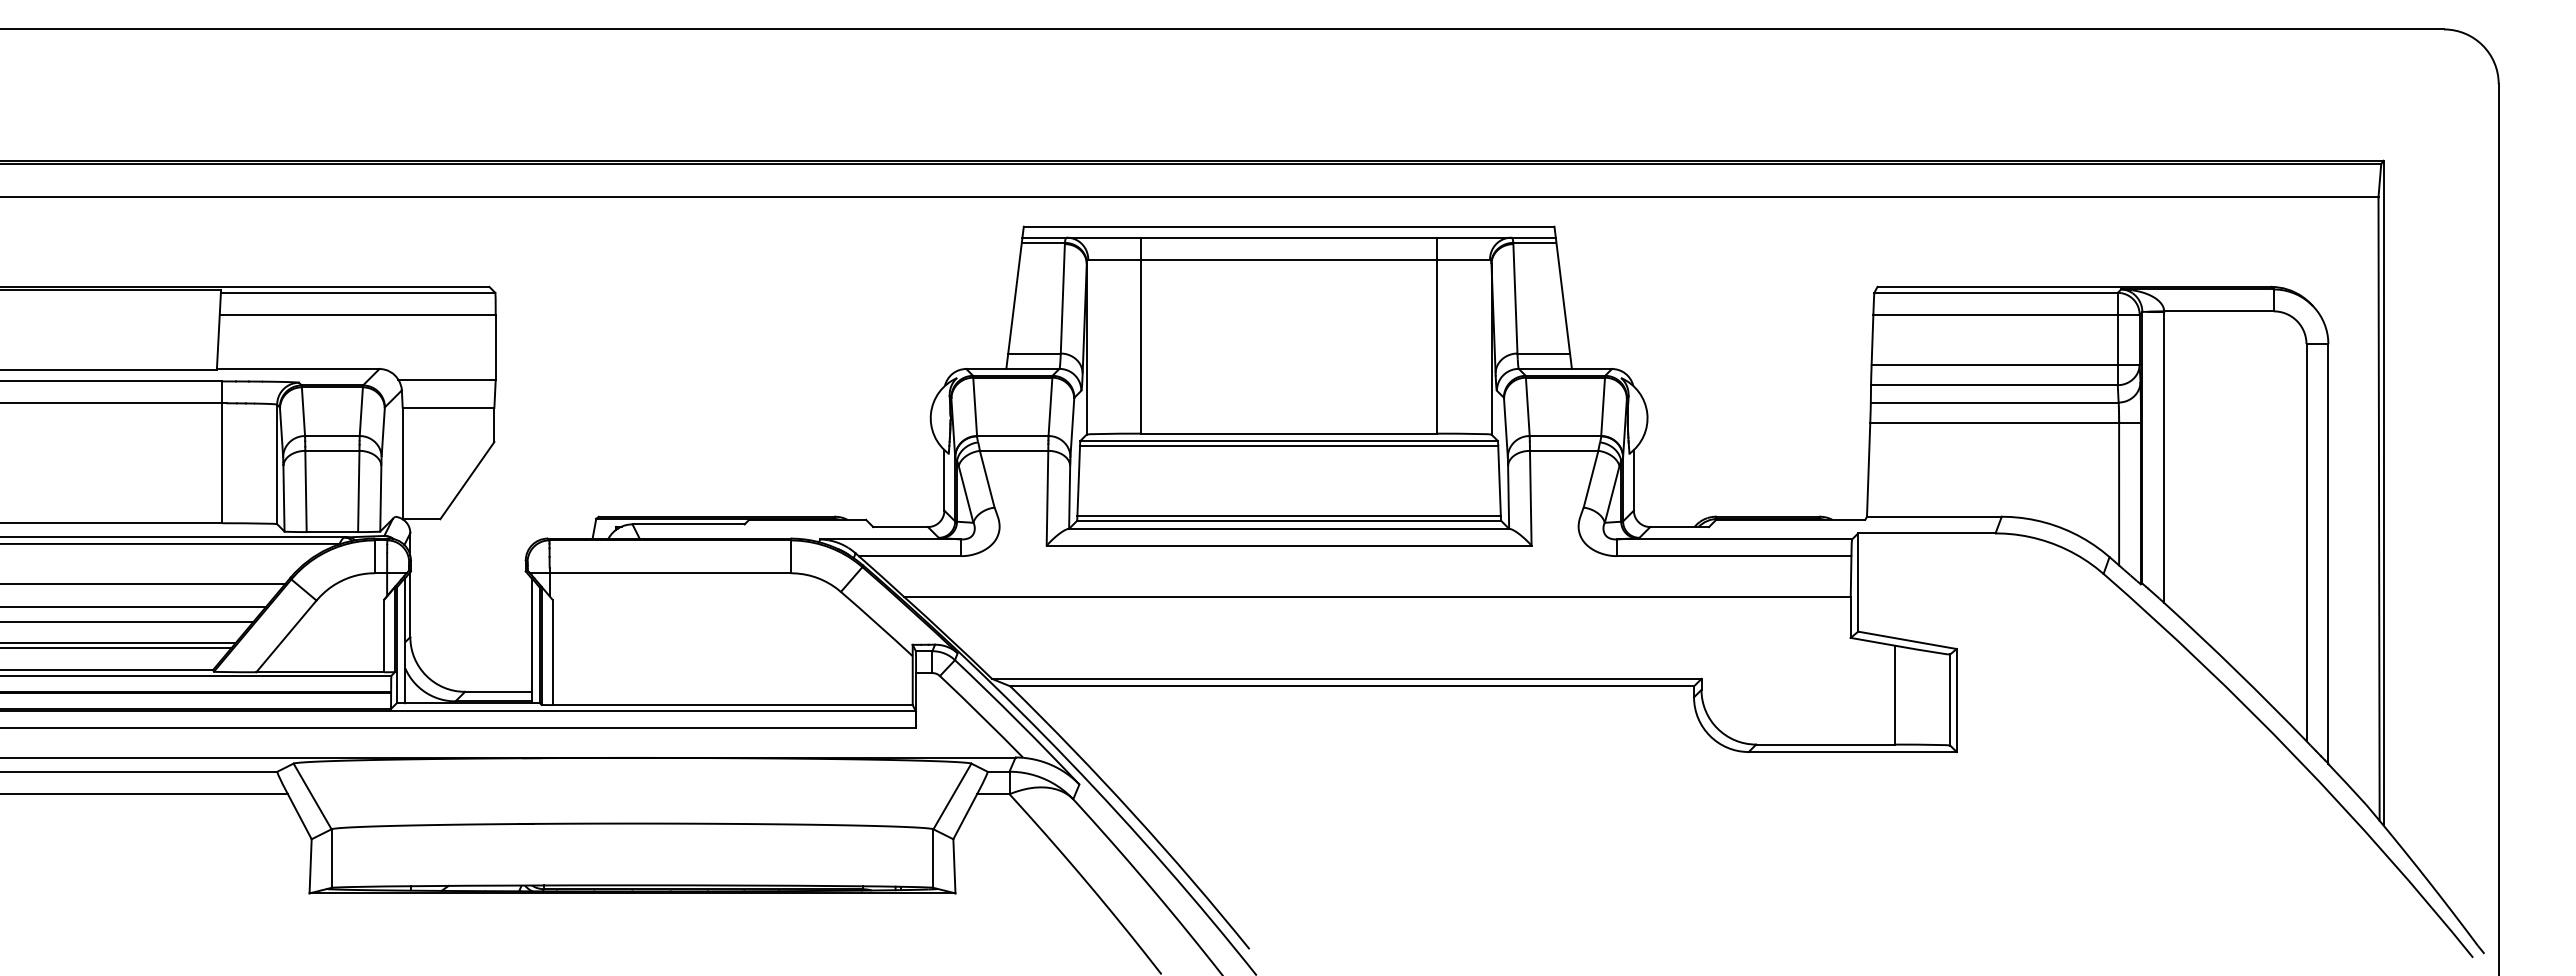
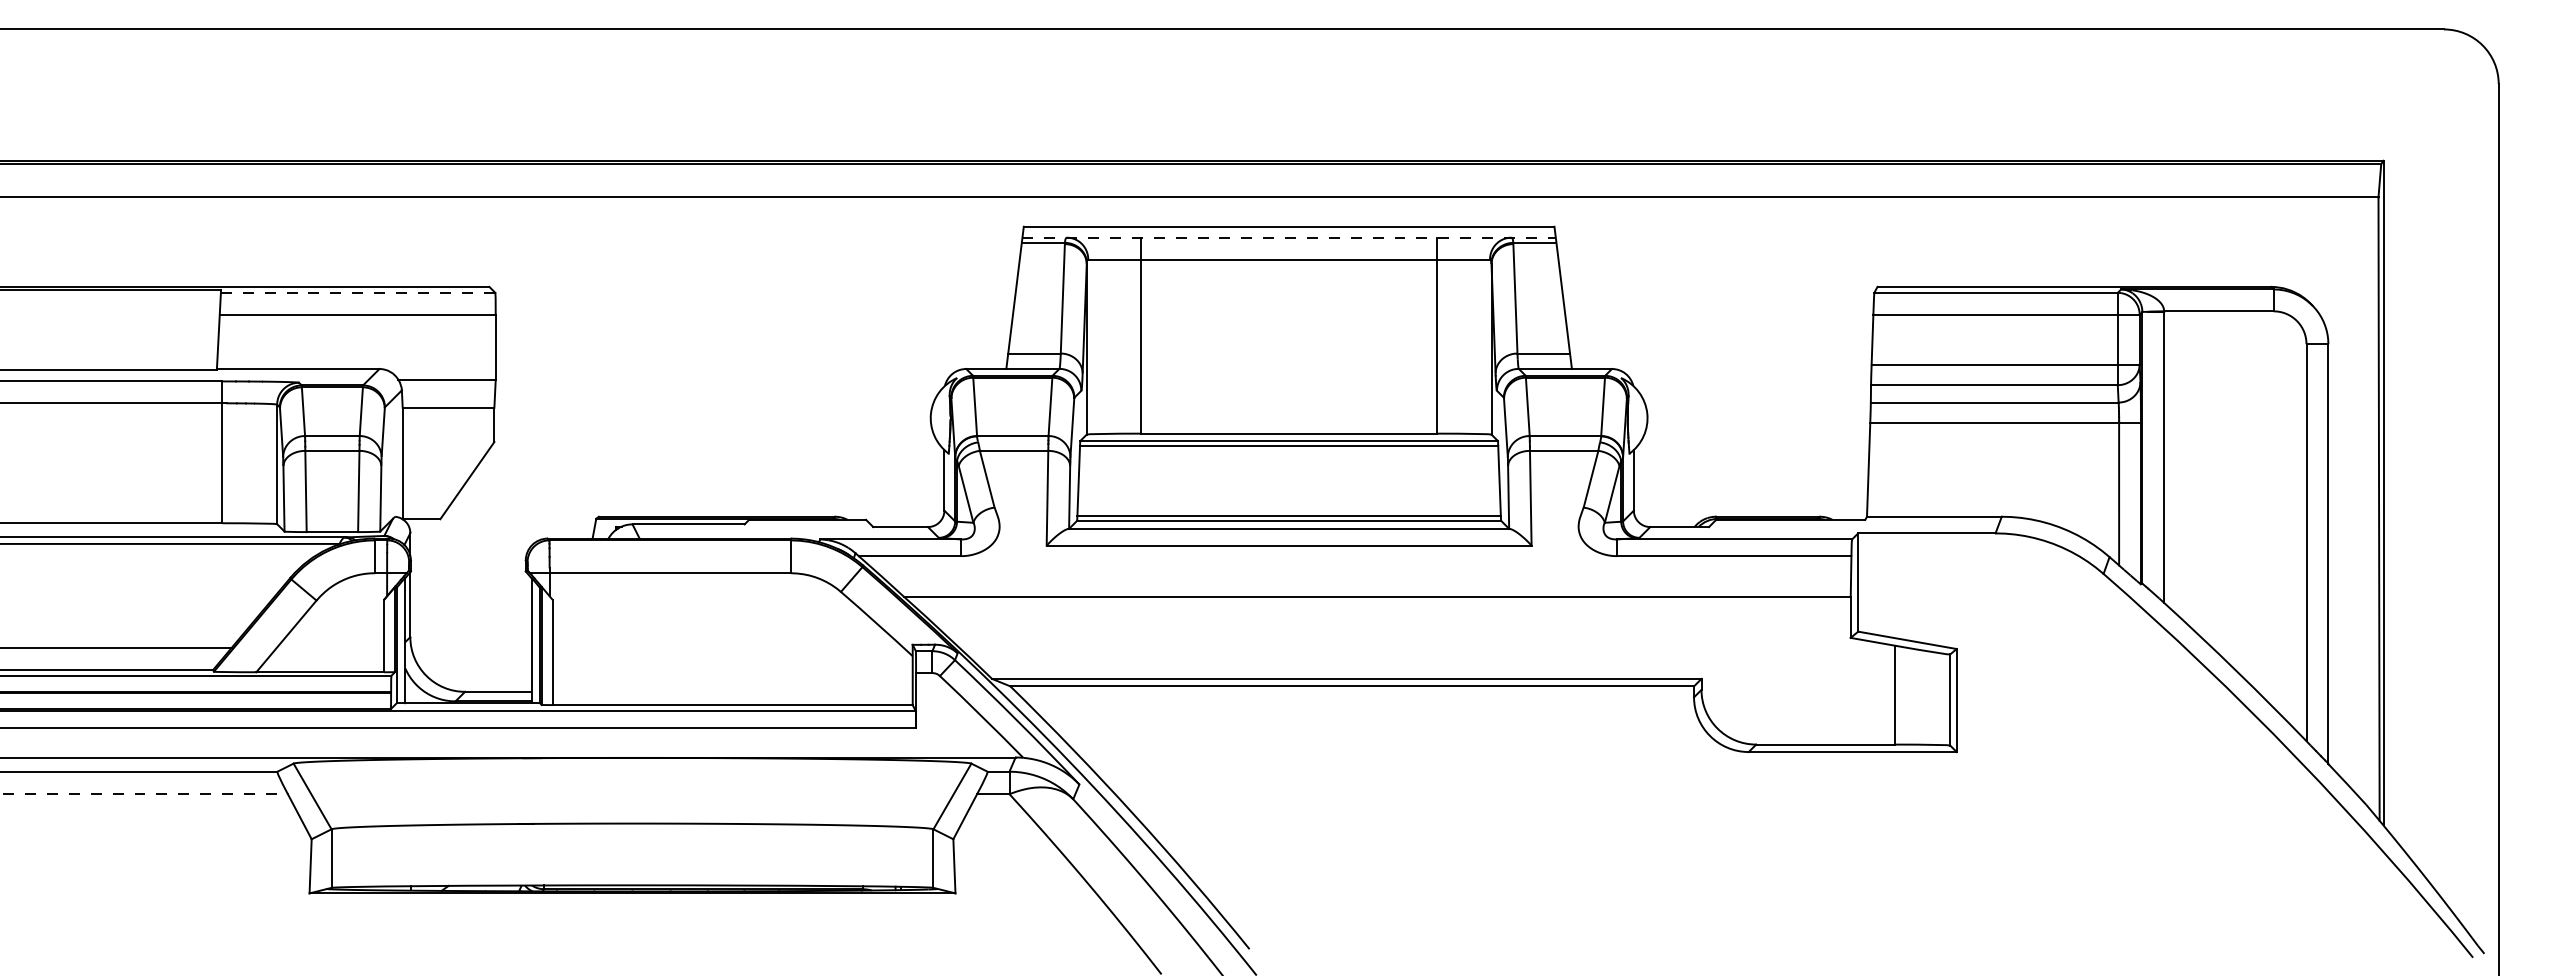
line: solid -> dashed (1289, 237)
line: solid -> dashed (358, 292)
line: present -> none (143, 583)
line: present -> none (134, 606)
line: present -> none (127, 621)
line: present -> none (118, 643)
line: solid -> dashed (143, 794)
